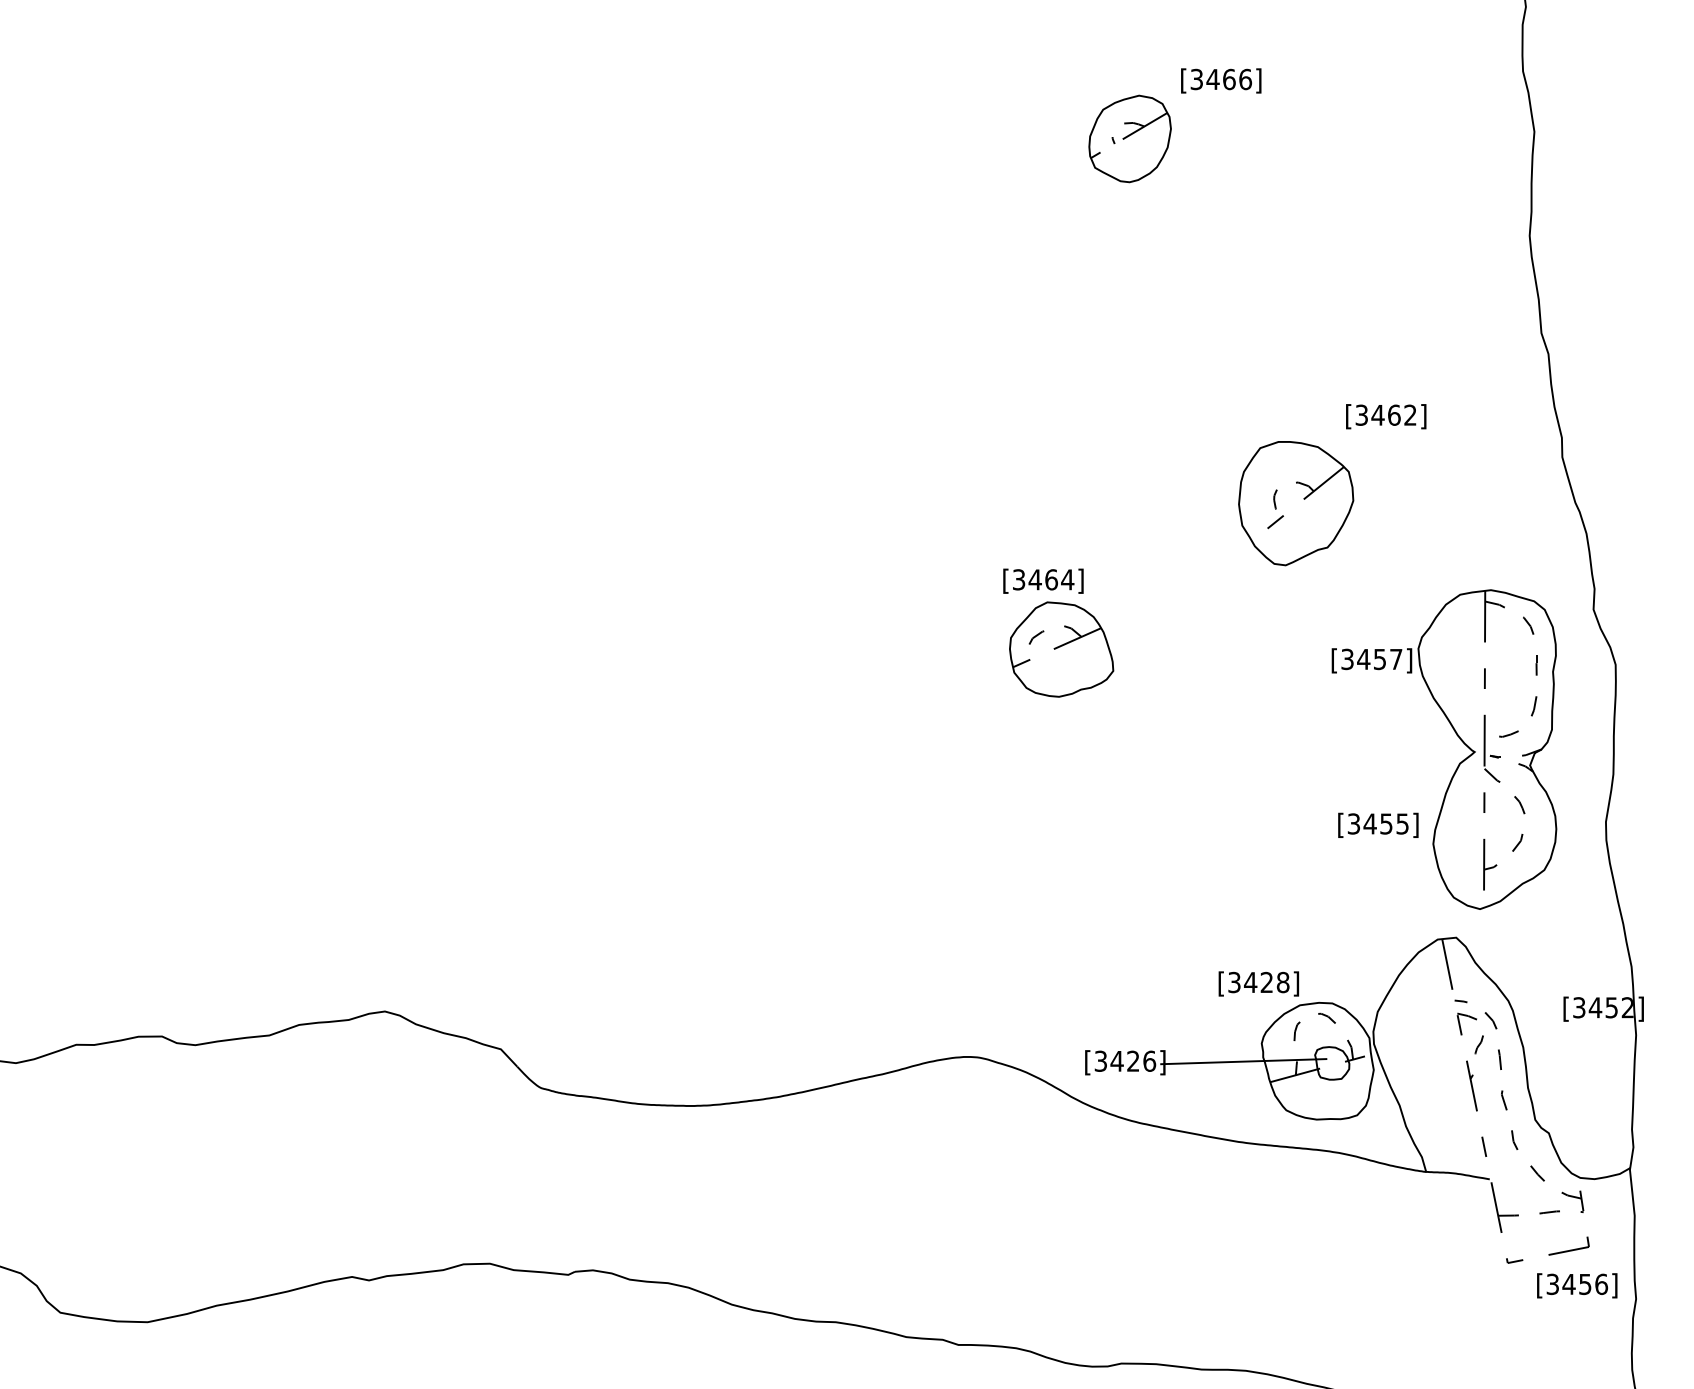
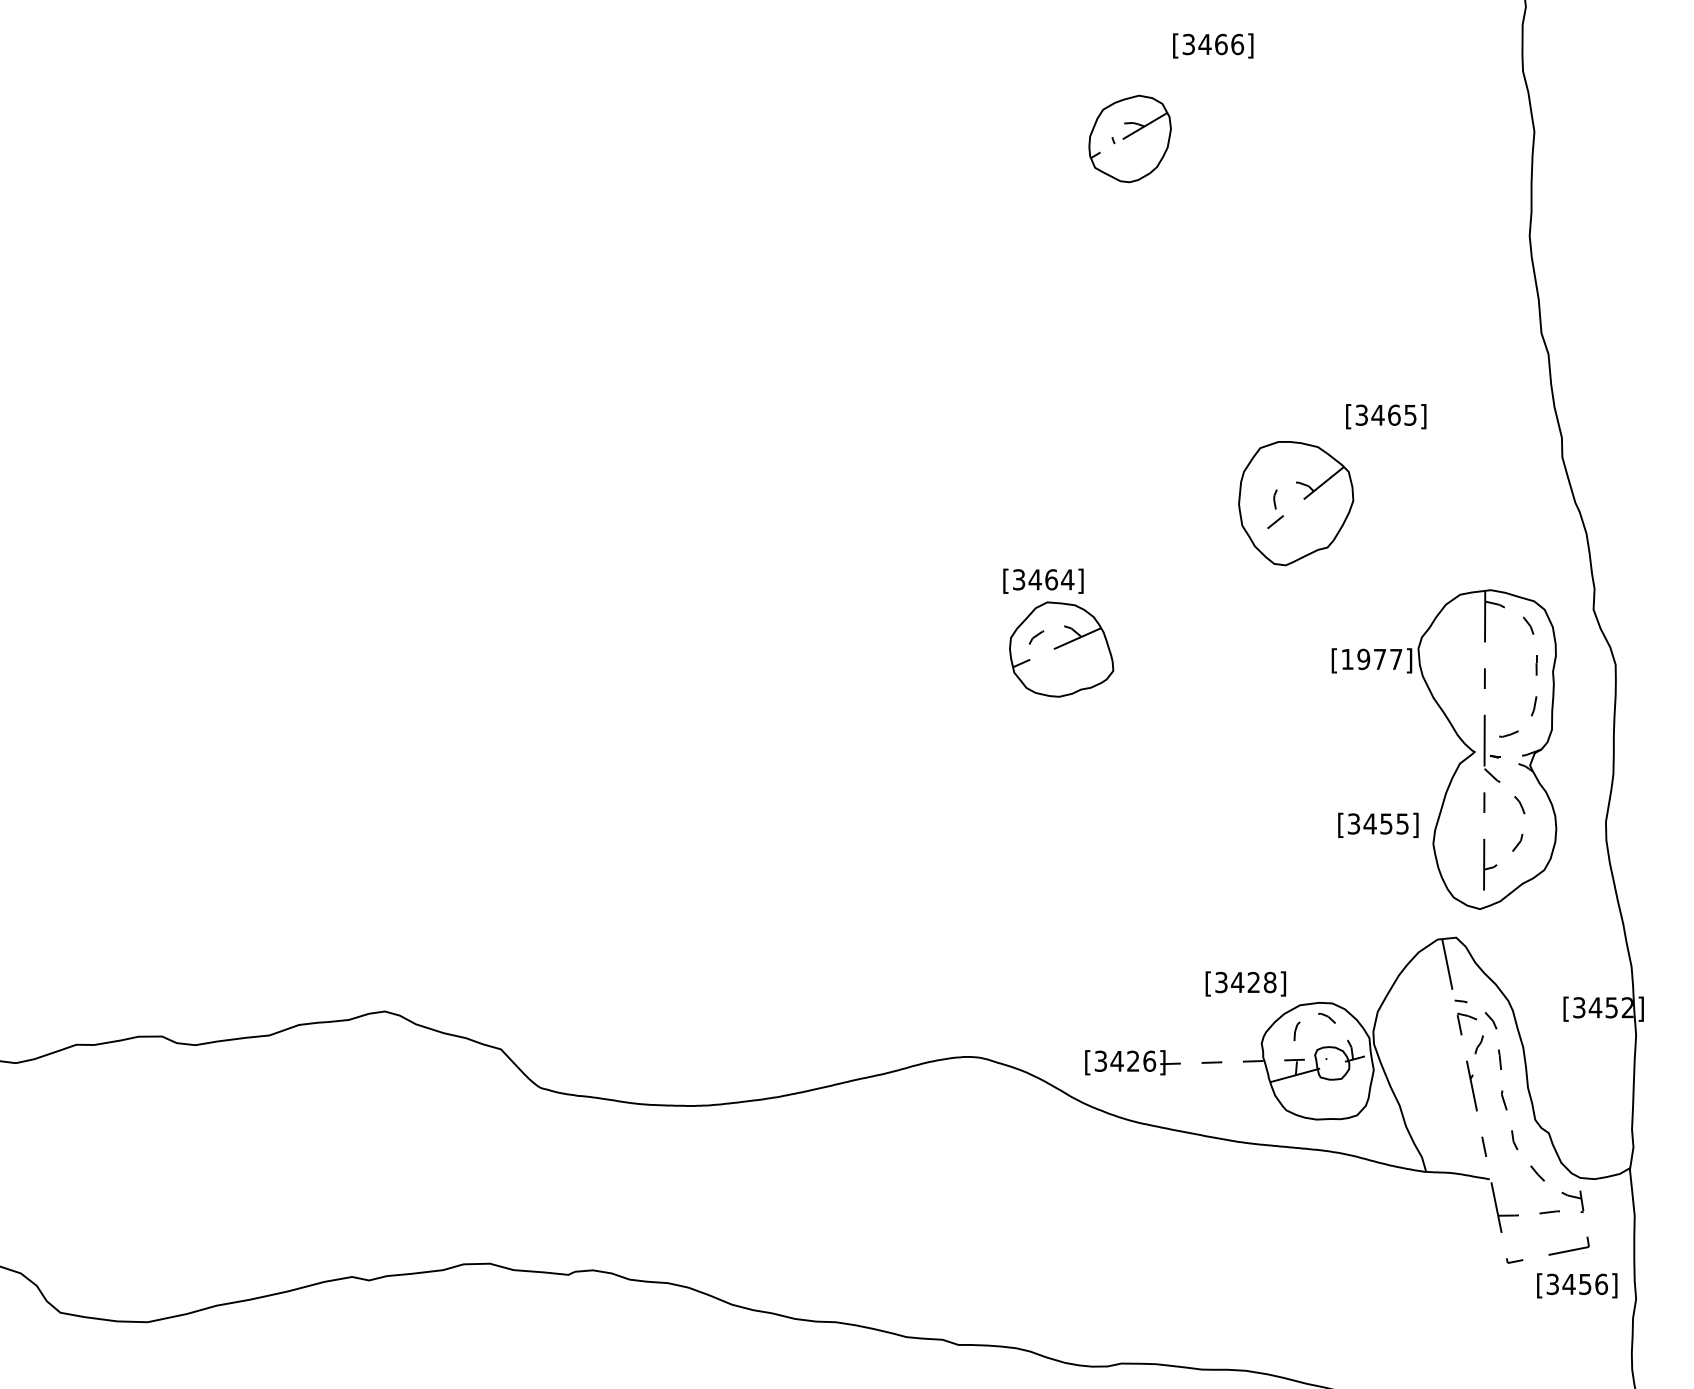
text position: (1221, 80) -> (1213, 45) (1213, 45)
text: [3462] -> [3465] (1410, 414)
text: [3457] -> [1977] (1363, 659)
text position: (1258, 983) -> (1245, 983) (1245, 983)
line: solid -> dashed (1243, 1061)
